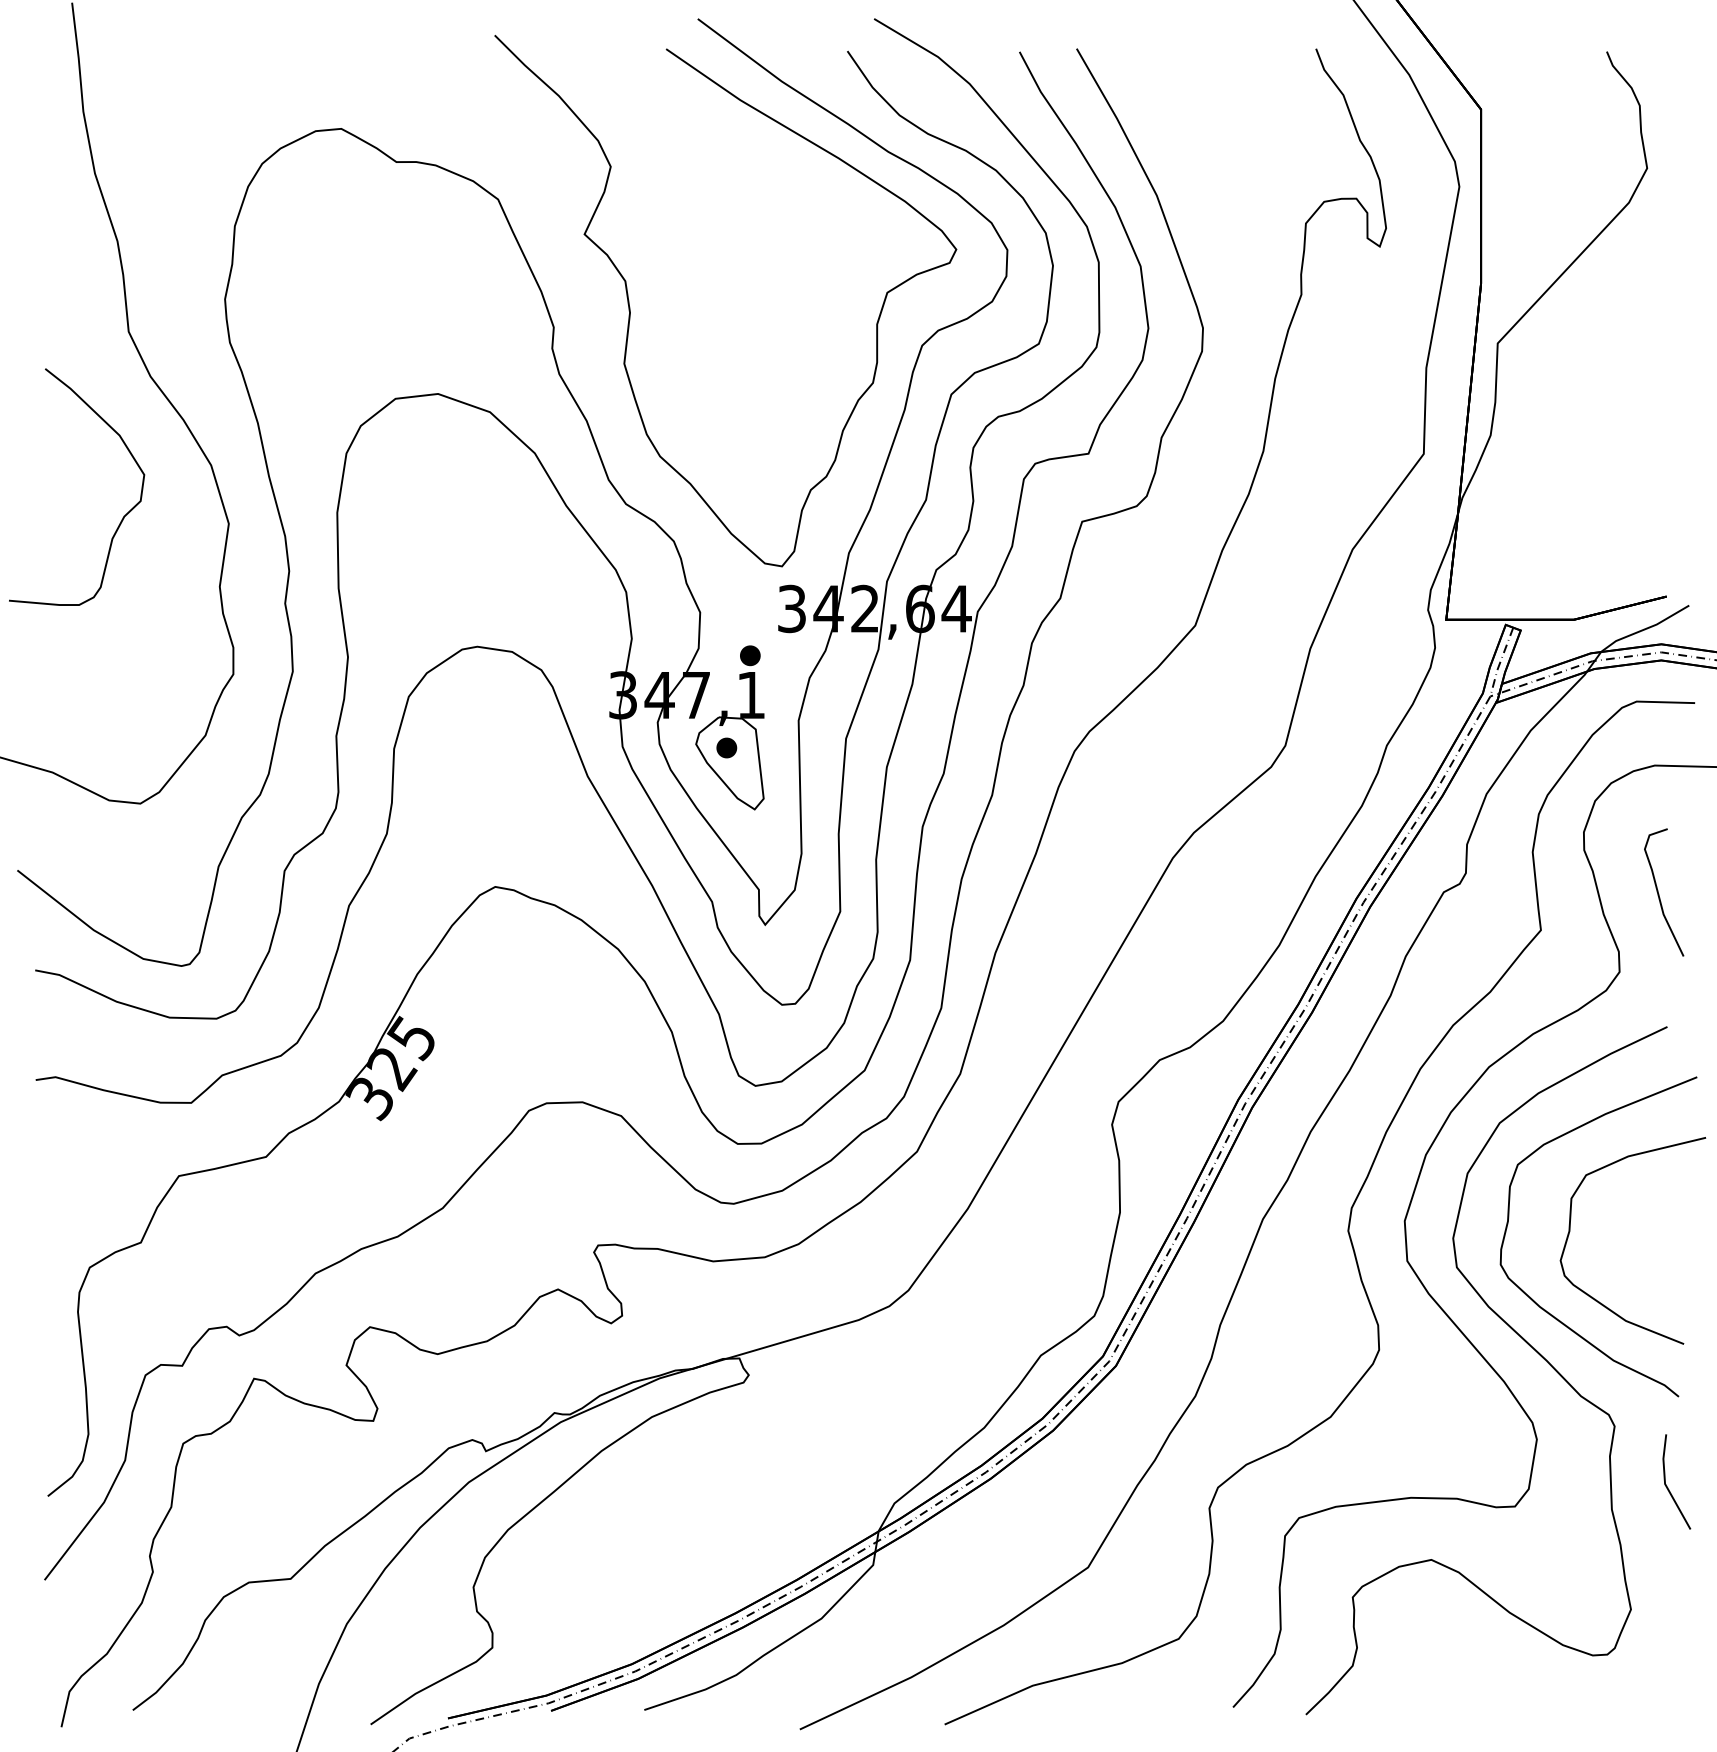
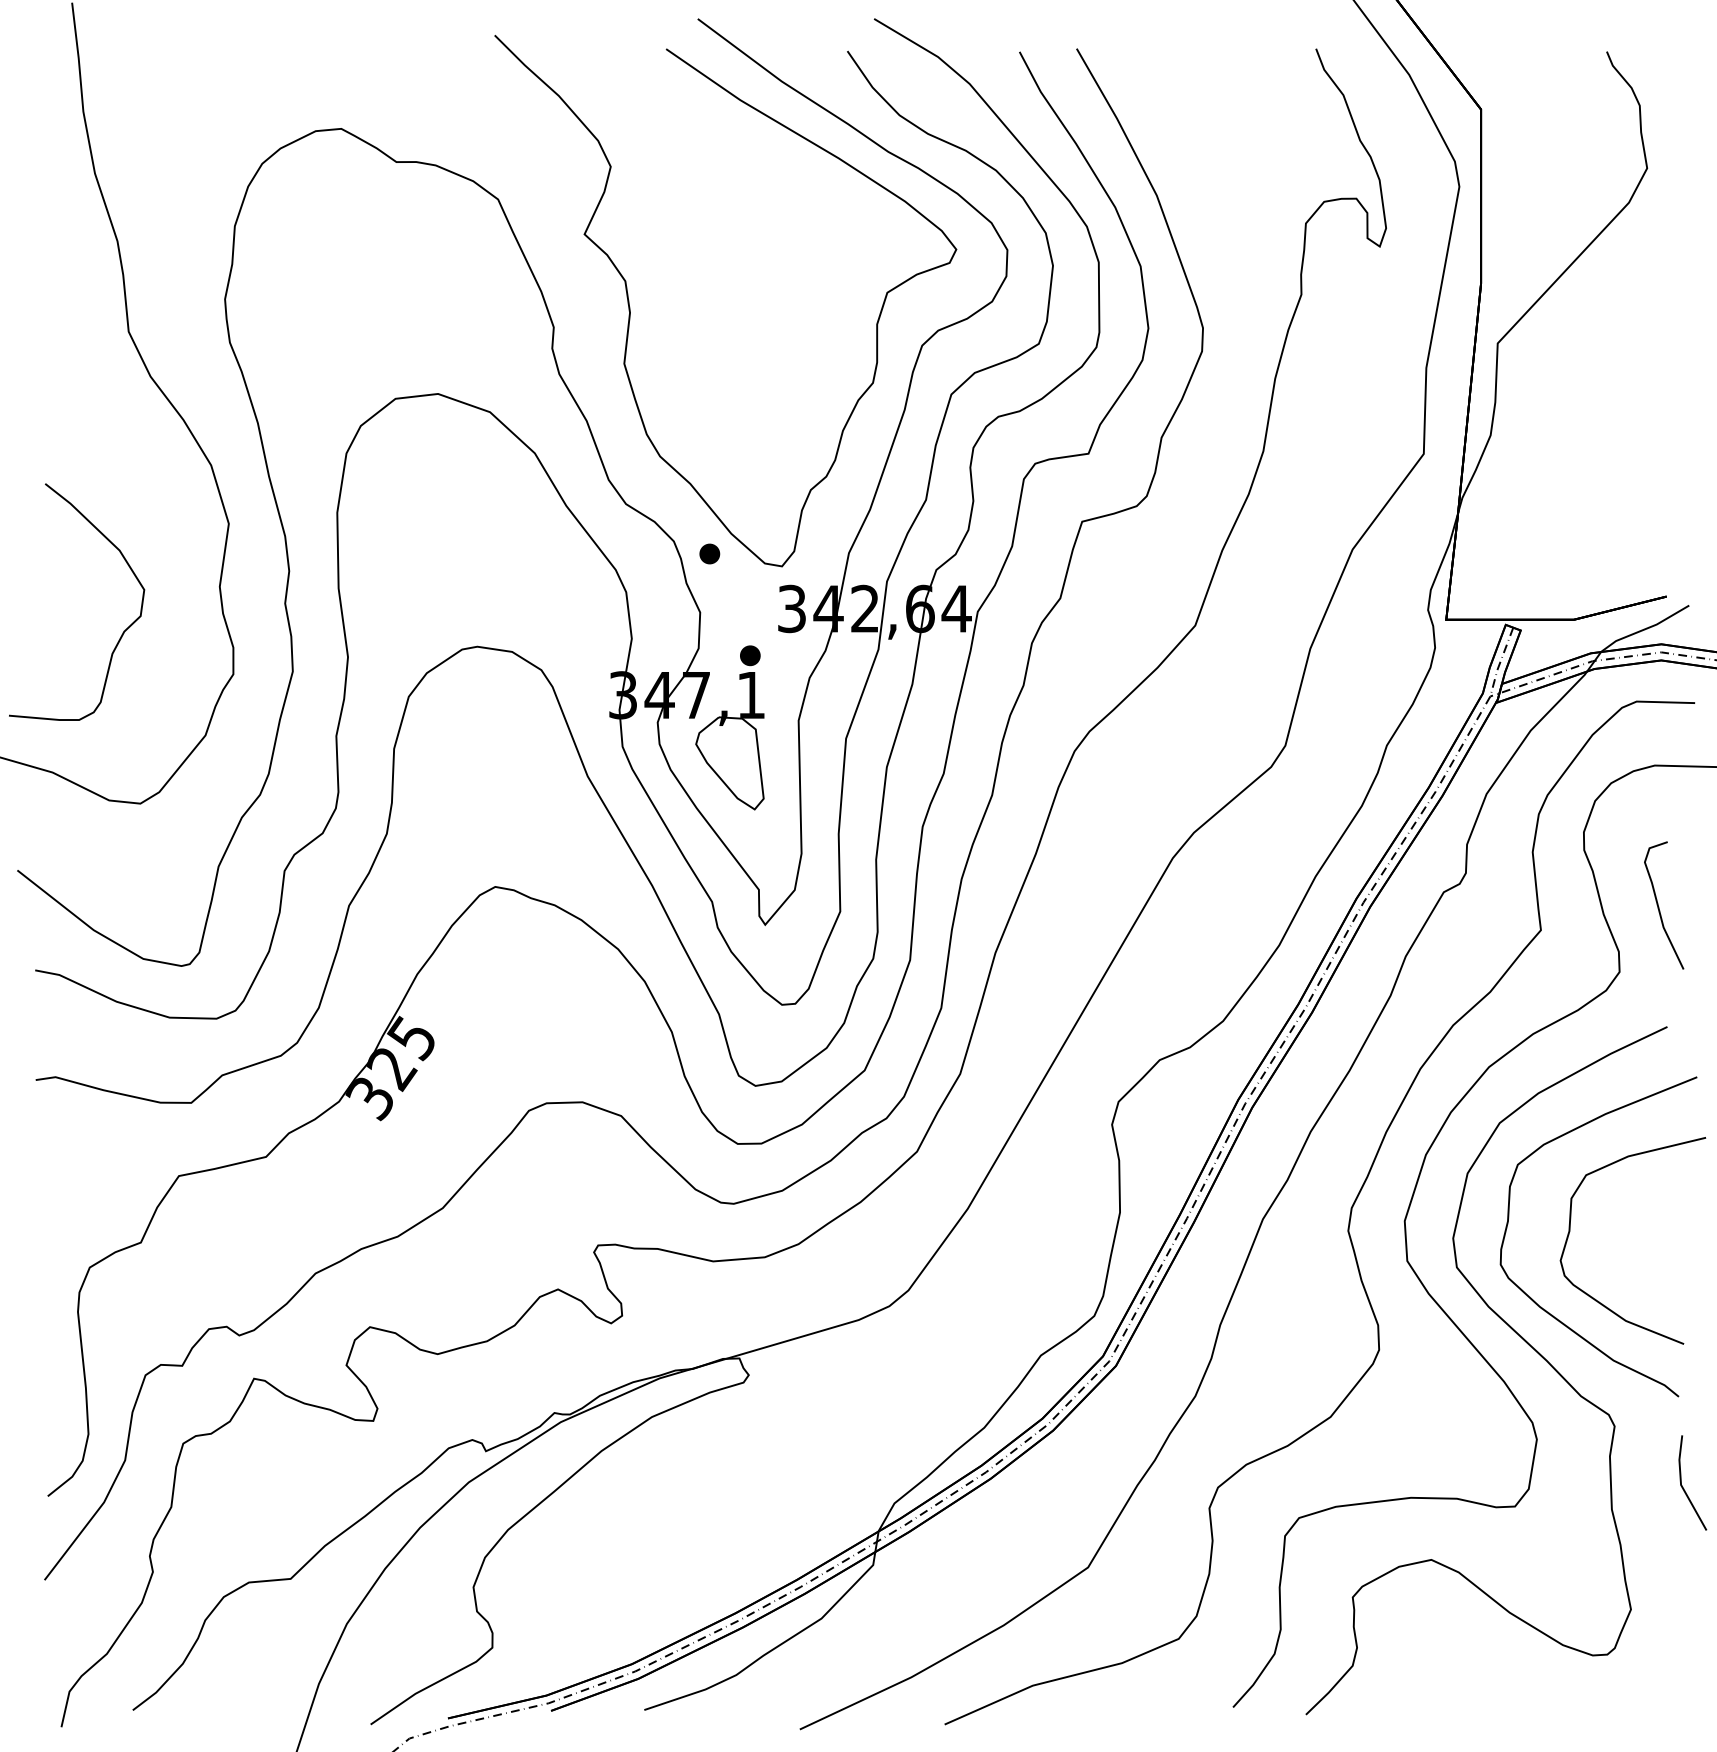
curve position: (122, 517) -> (122, 632) (122, 632)
part position: (726, 747) -> (709, 553) (709, 553)
curve position: (1659, 894) -> (1659, 907) (1659, 907)
line position: (1668, 1487) -> (1684, 1488) (1684, 1488)
